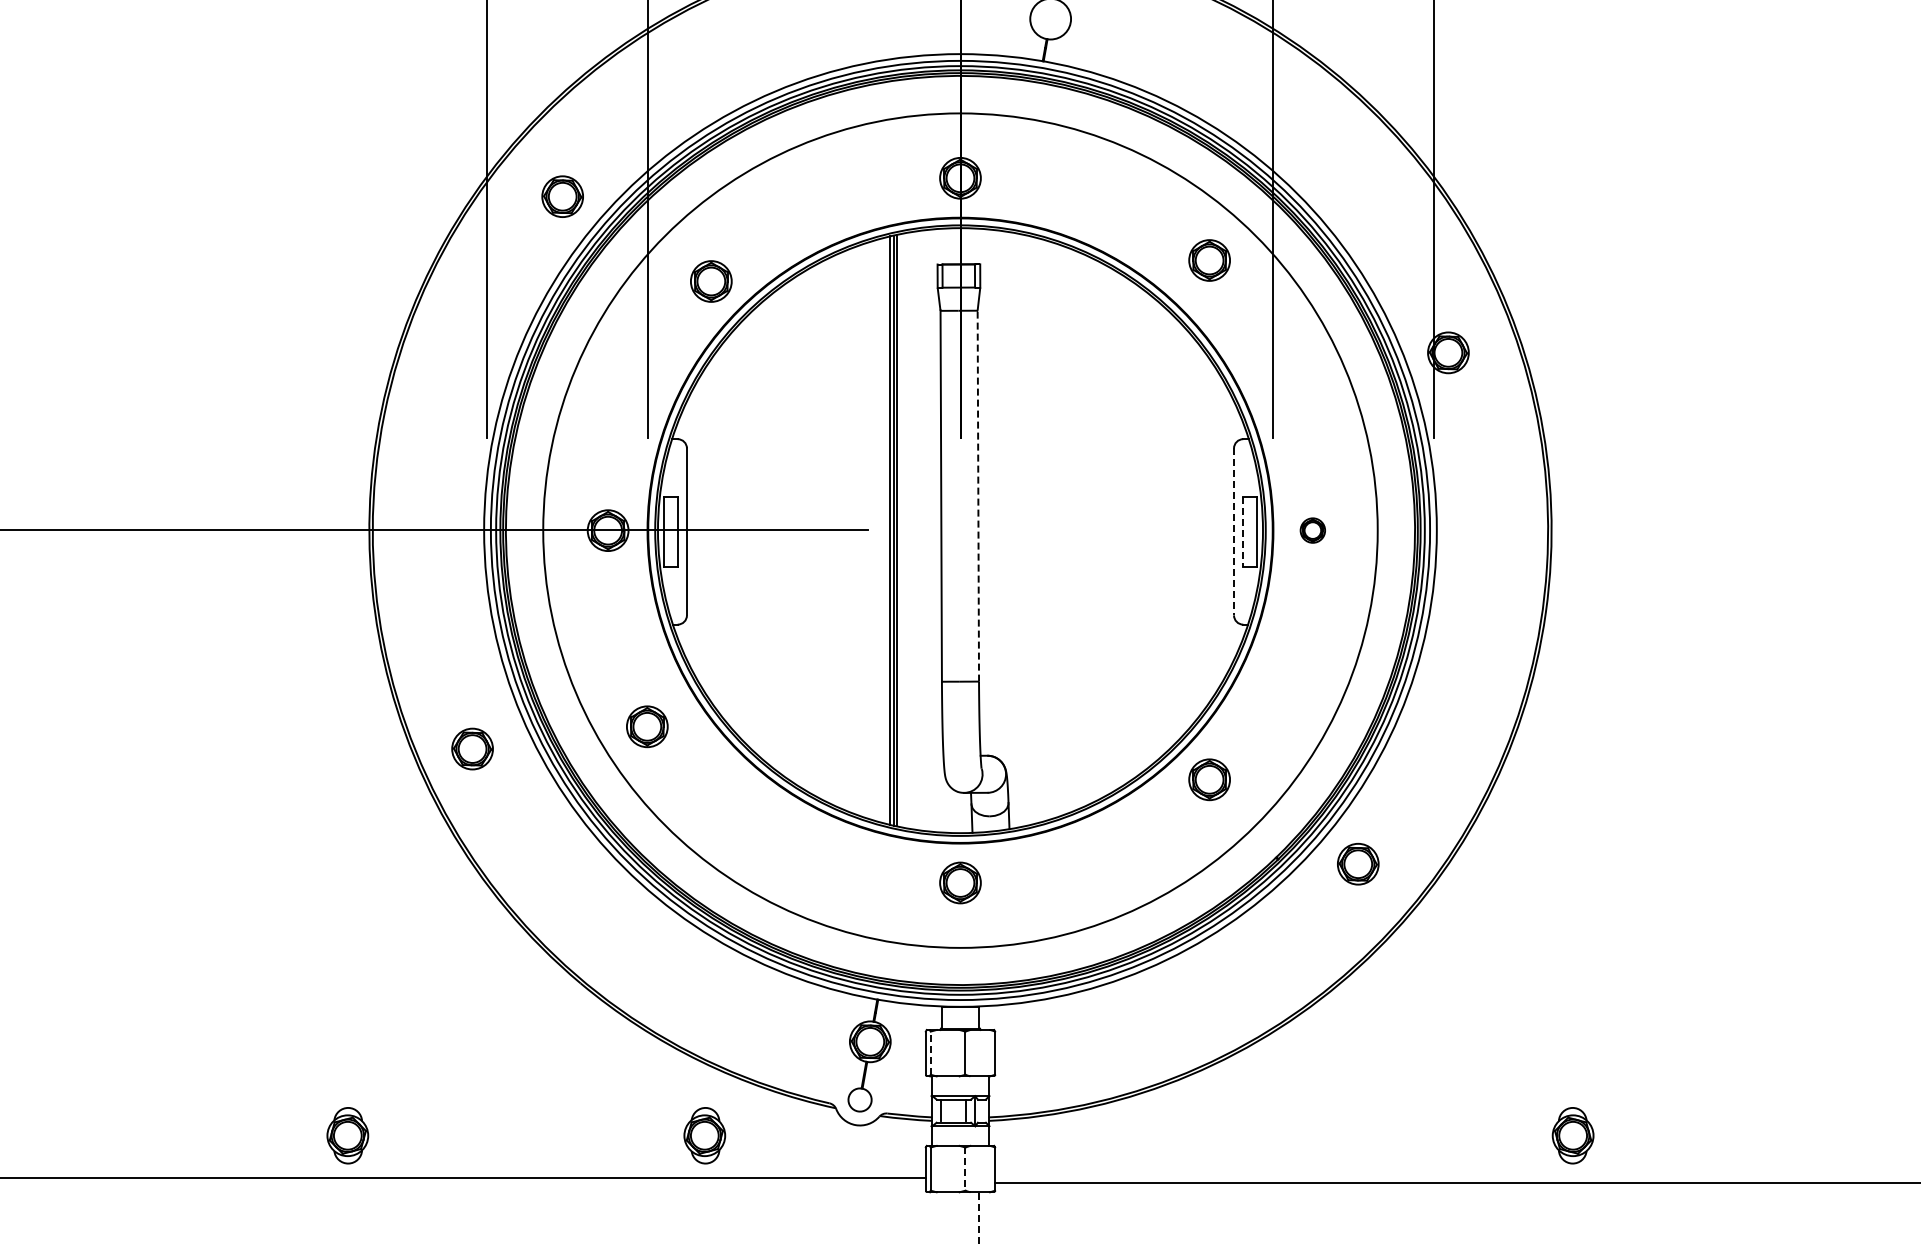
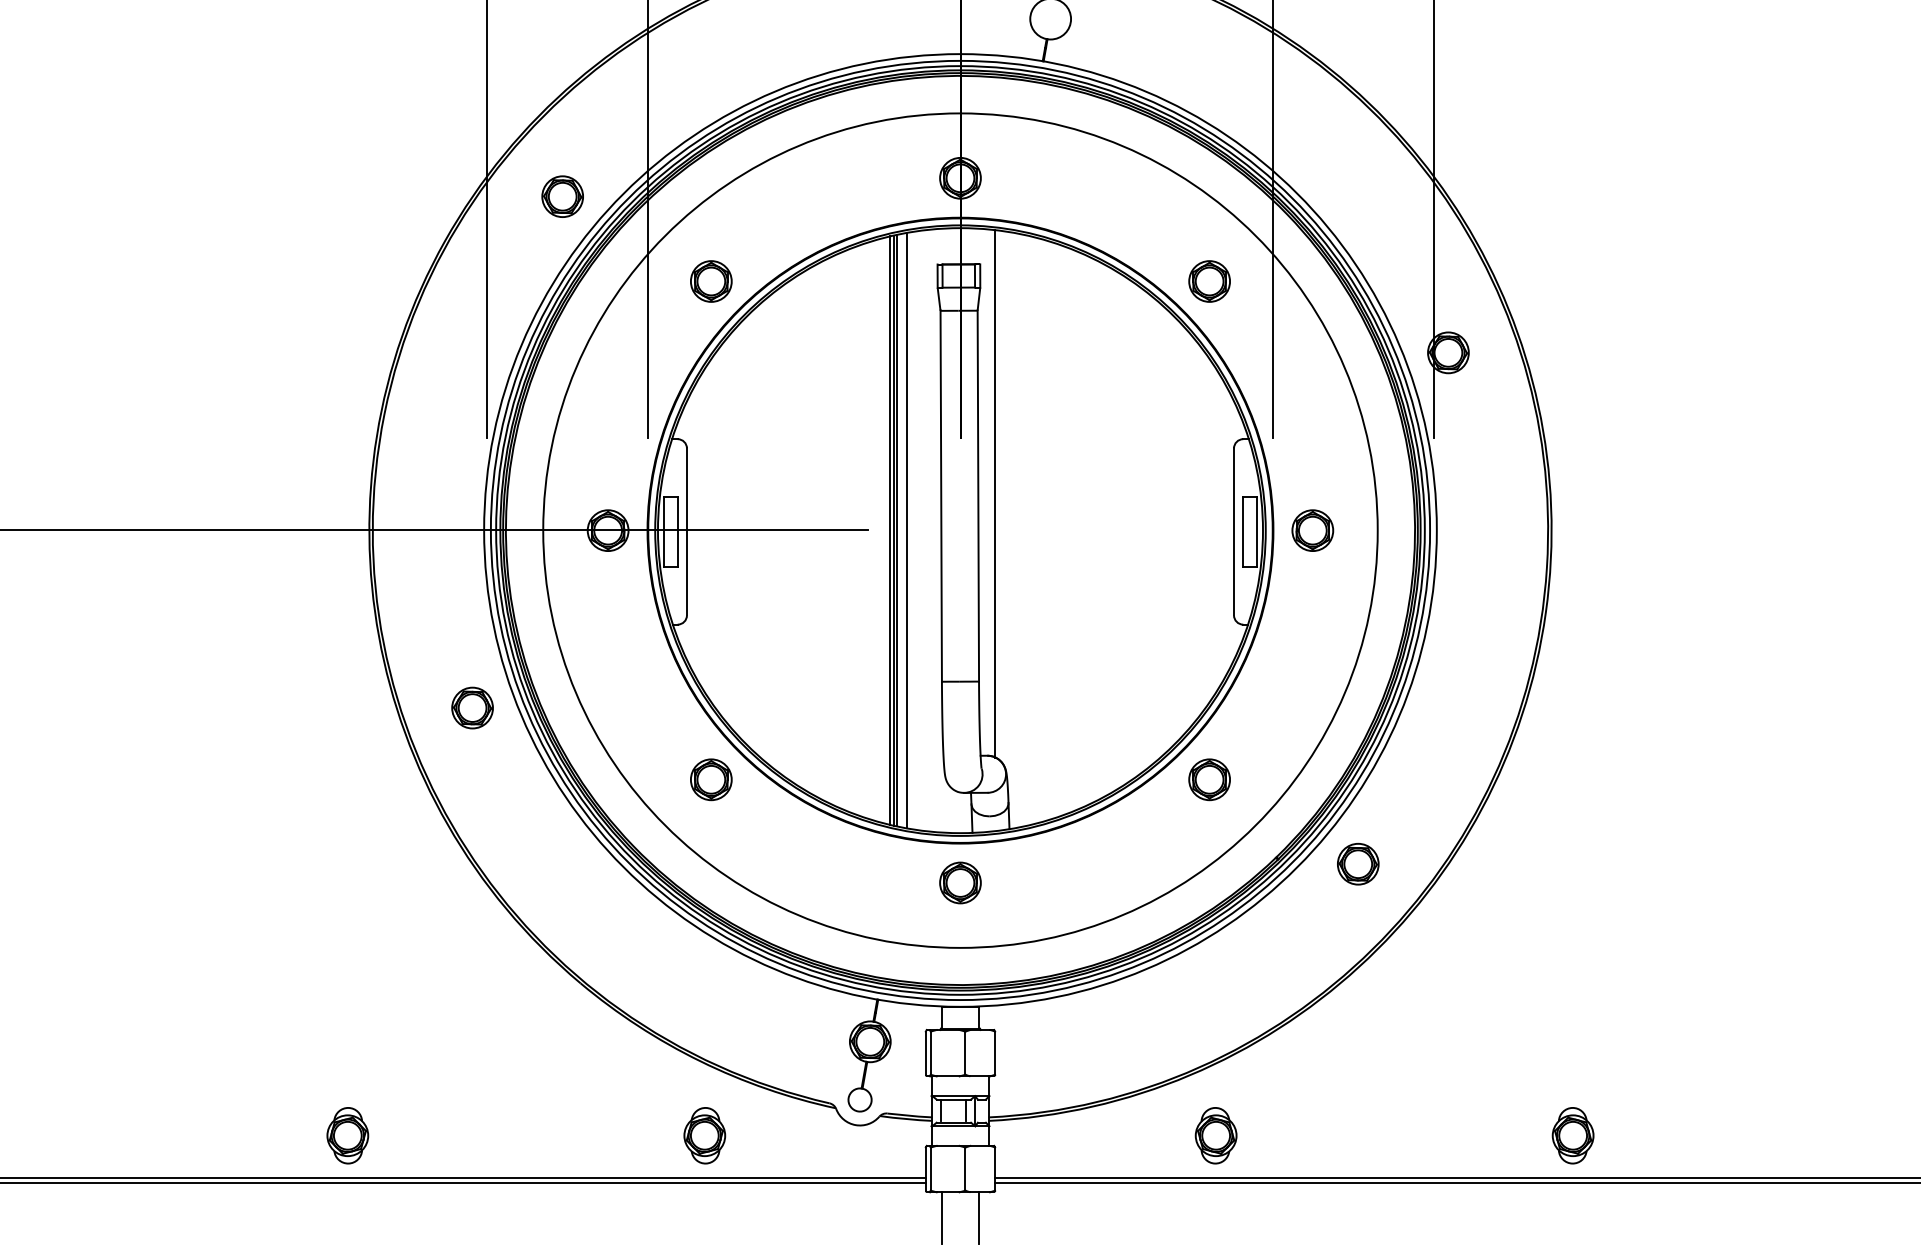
part position: (1209, 260) -> (1209, 281) (1209, 281)
line: none -> present (995, 493)
line: dashed -> solid (978, 496)
line: none -> present (907, 530)
part size: 27x27 px -> 44x43 px (1312, 530)
line: dashed -> solid (1243, 531)
line: dashed -> solid (1234, 532)
part position: (647, 726) -> (711, 779) (711, 779)
part position: (472, 748) -> (472, 707) (472, 707)
line: dashed -> solid (930, 1053)
part: none -> present (1215, 1135)
line: dashed -> solid (965, 1169)
line: none -> present (1456, 1177)
line: none -> present (463, 1183)
line: none -> present (941, 1218)
line: dashed -> solid (979, 1218)
